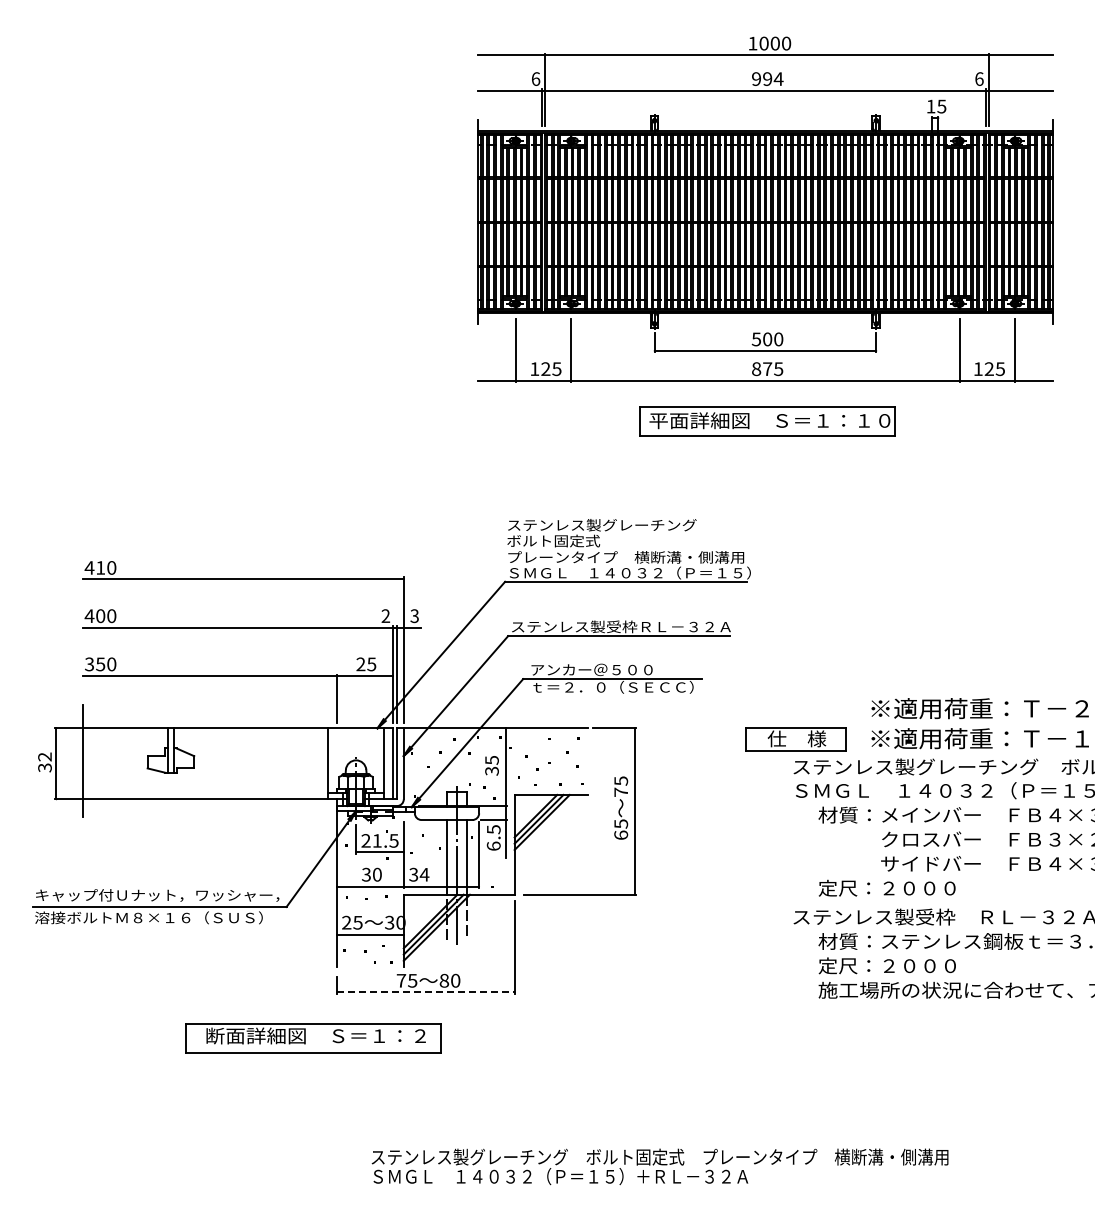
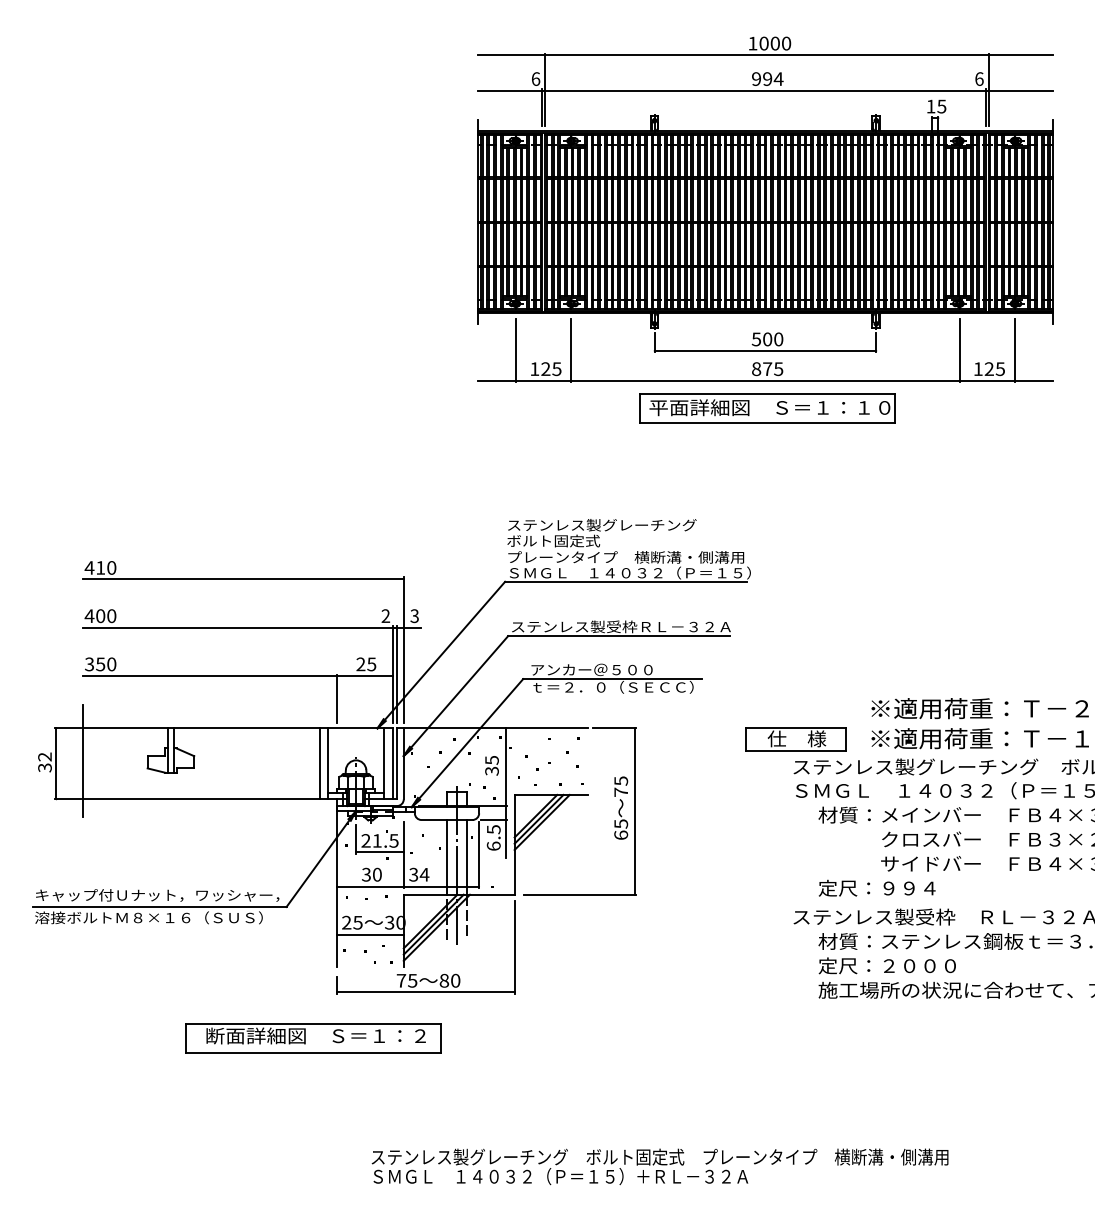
part position: (767, 421) -> (767, 408) (767, 408)
line: none -> present (319, 763)
text: 定尺：２０００ -> 定尺：９９４ (919, 888)
line: dashed -> solid (425, 992)
